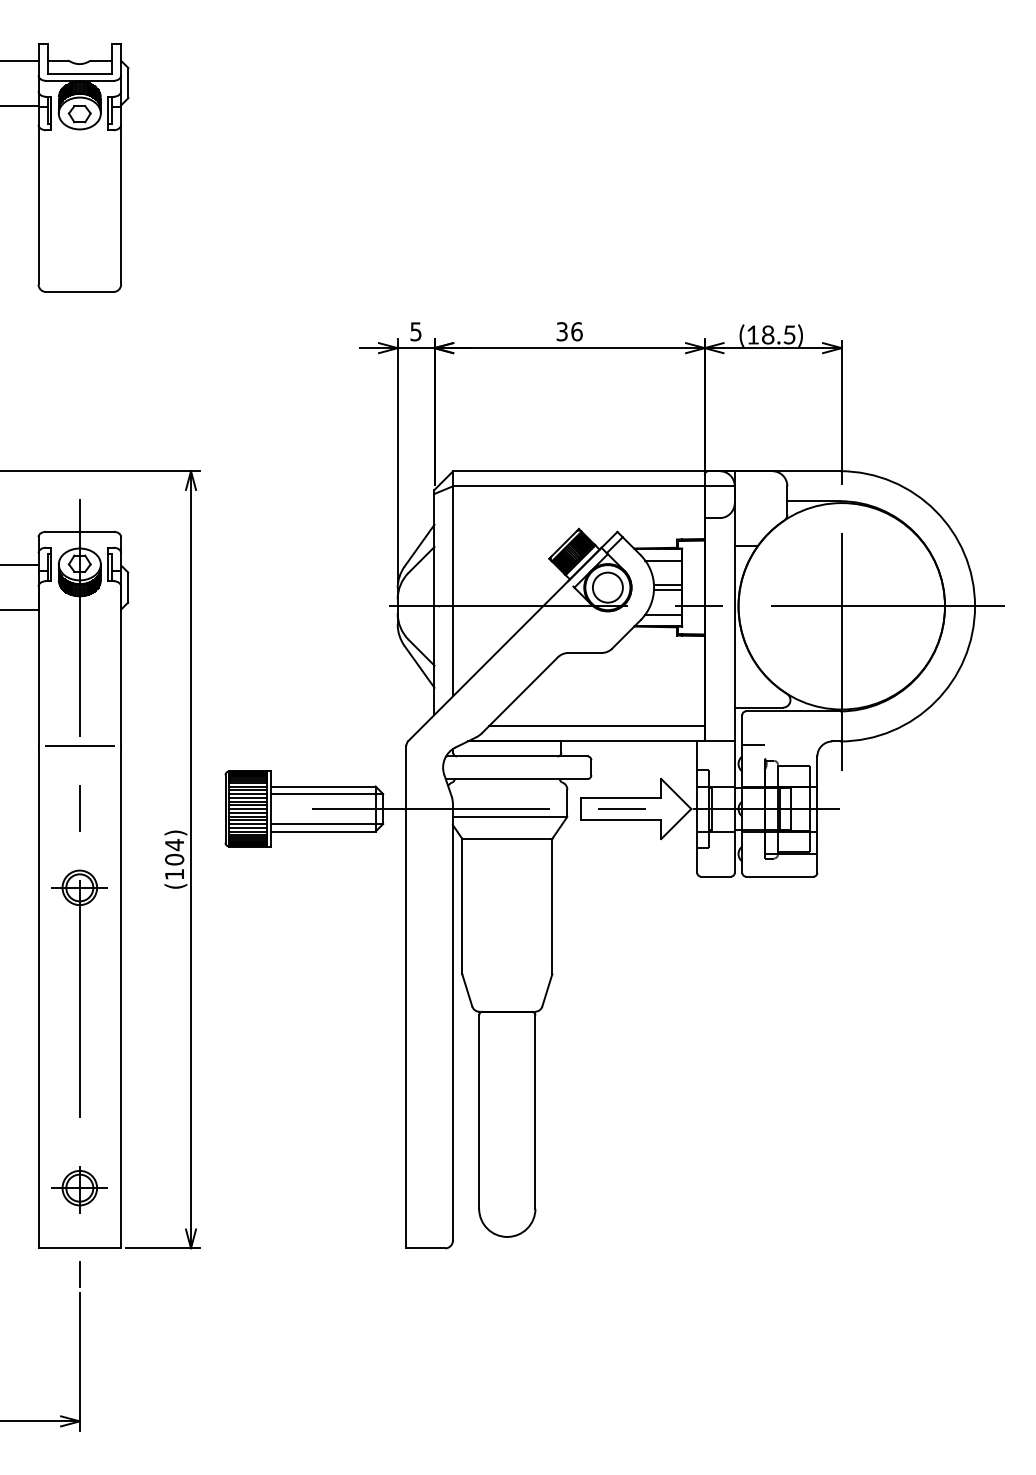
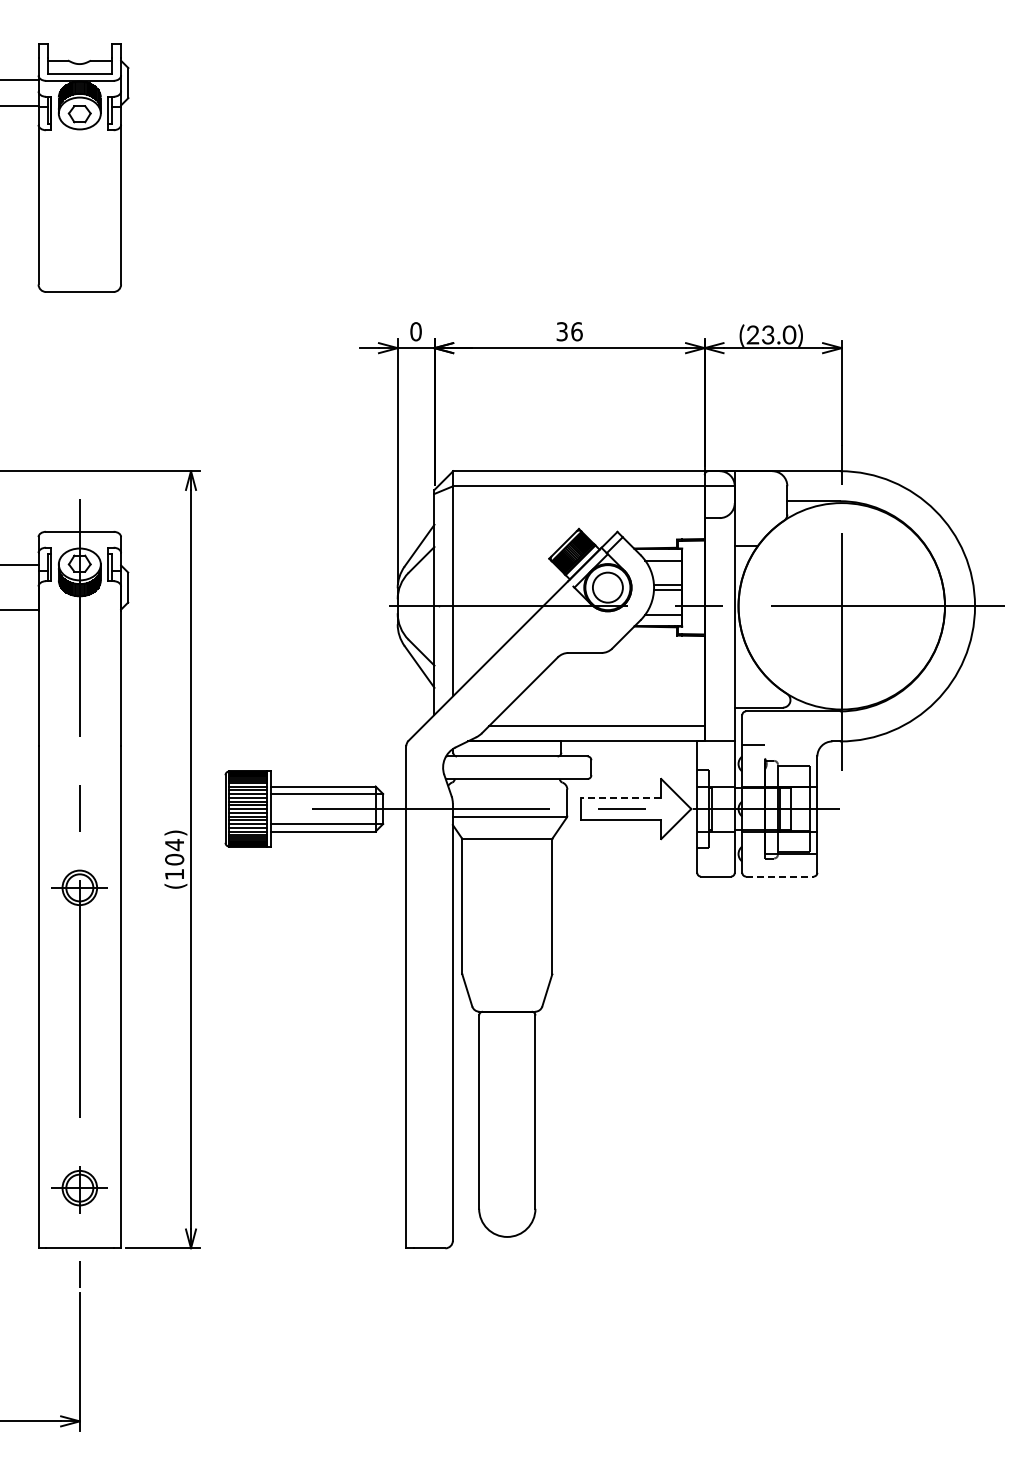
line position: (20, 60) -> (20, 79) (20, 79)
text: 5 -> 0 (415, 331)
text: (18.5) -> (23.0) (771, 334)
line: present -> none (79, 746)
line: solid -> dashed (620, 797)
line: solid -> dashed (779, 876)
